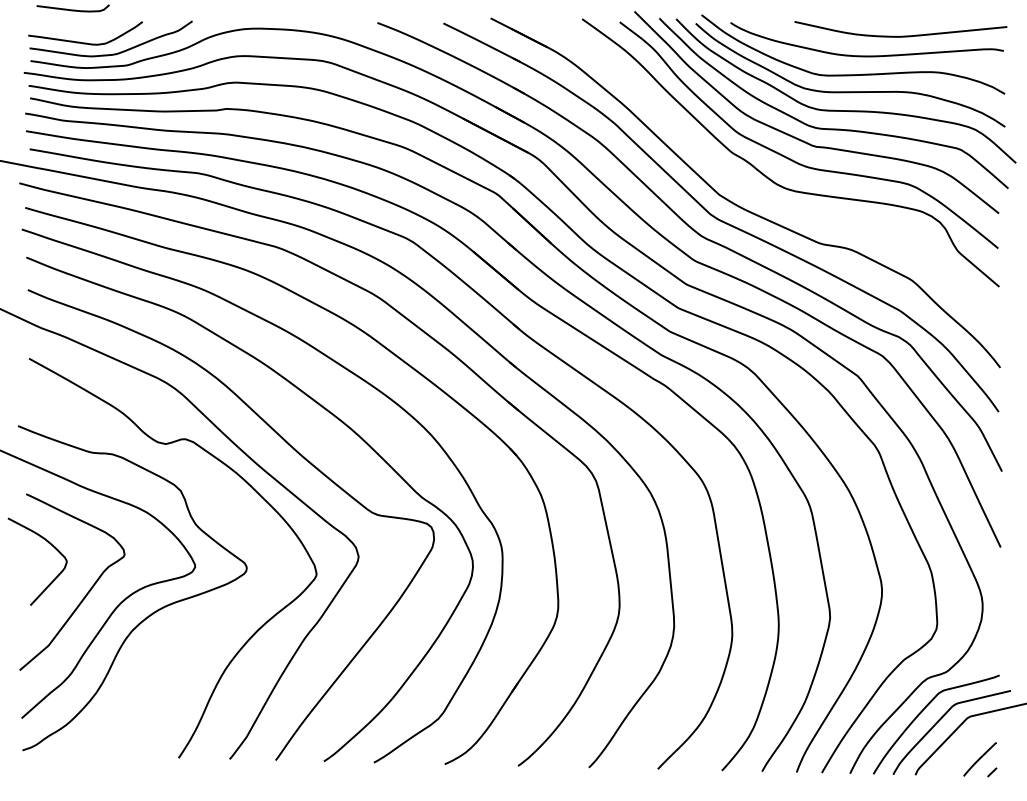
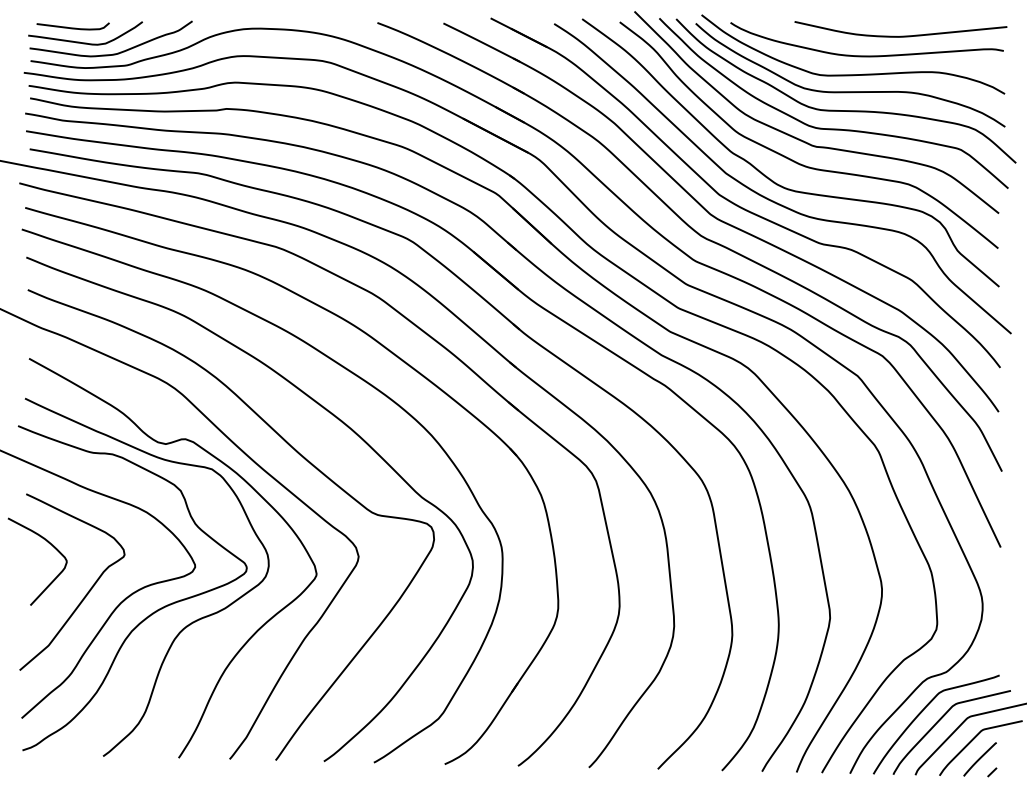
curve position: (72, 9) -> (72, 27) (72, 27)
curve: none -> present (771, 199)
curve: none -> present (182, 628)
curve: none -> present (973, 740)
